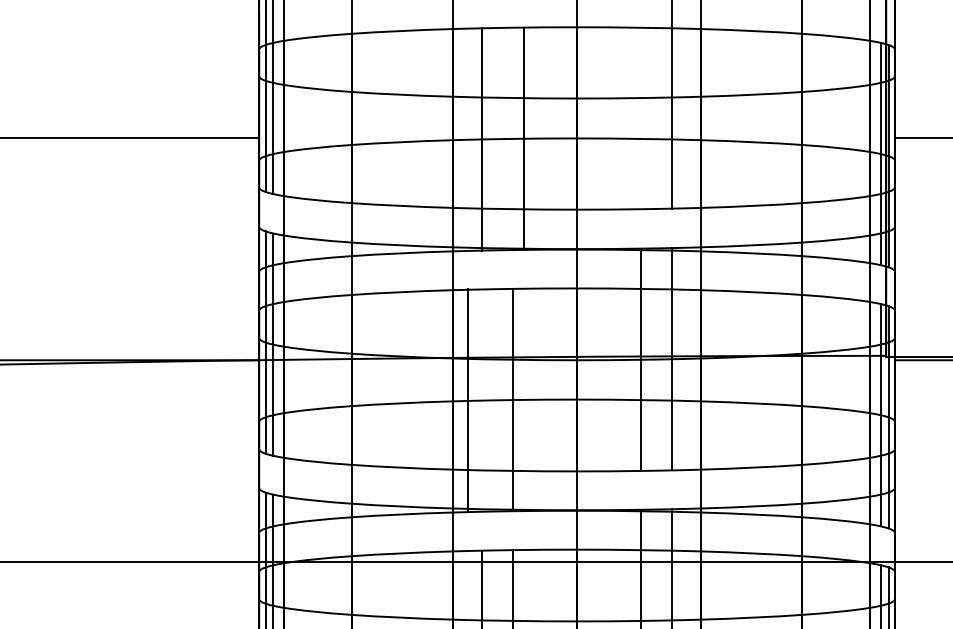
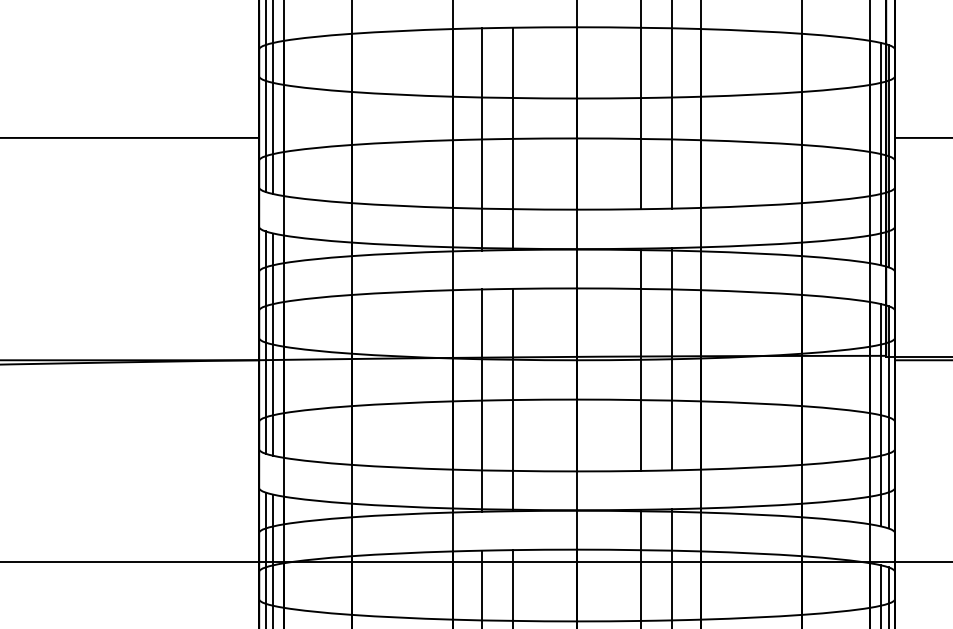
line: none -> present (641, 105)
line position: (523, 138) -> (512, 138) (512, 138)
line position: (468, 400) -> (482, 400) (482, 400)
